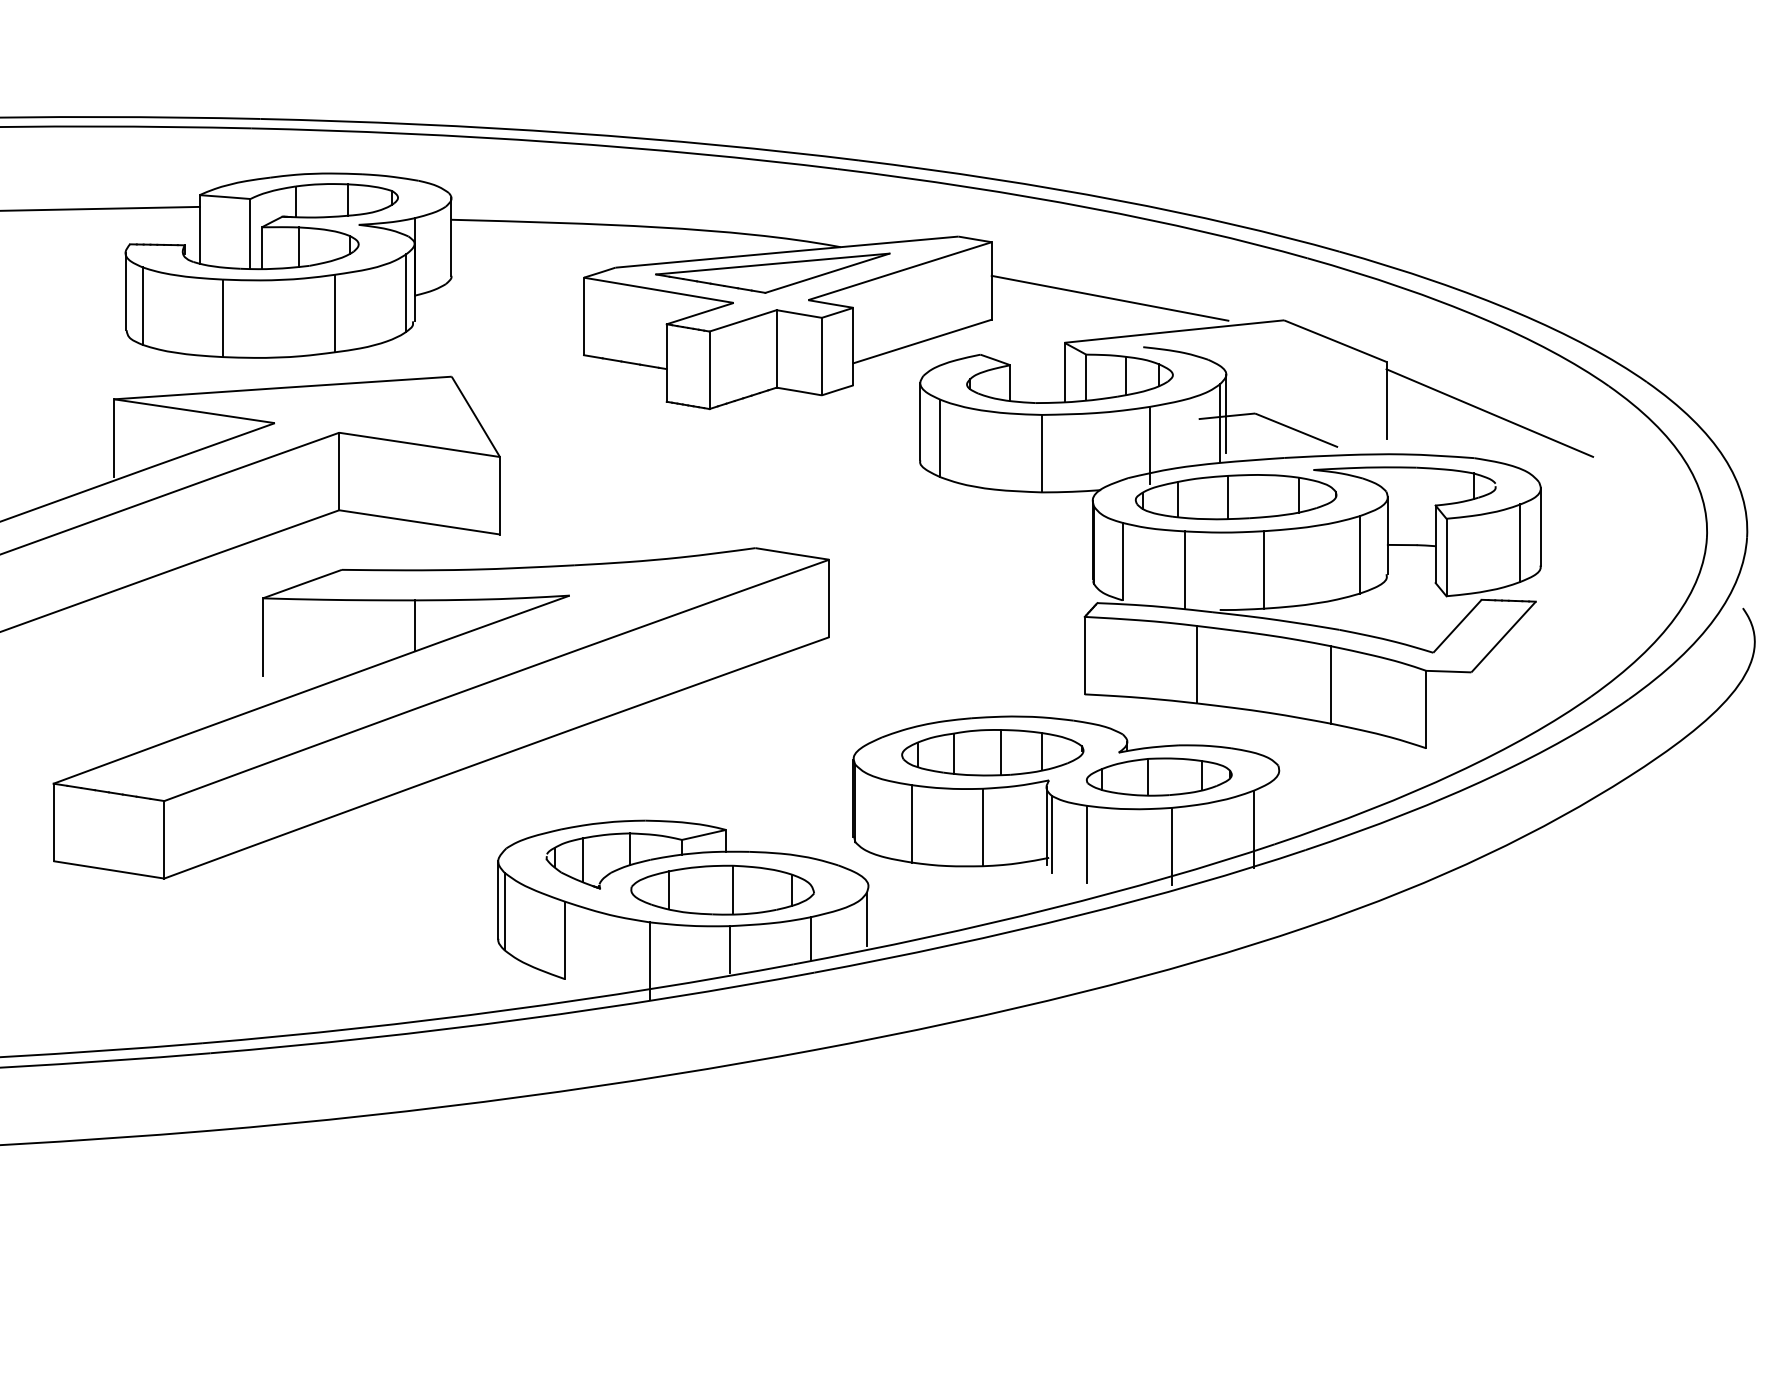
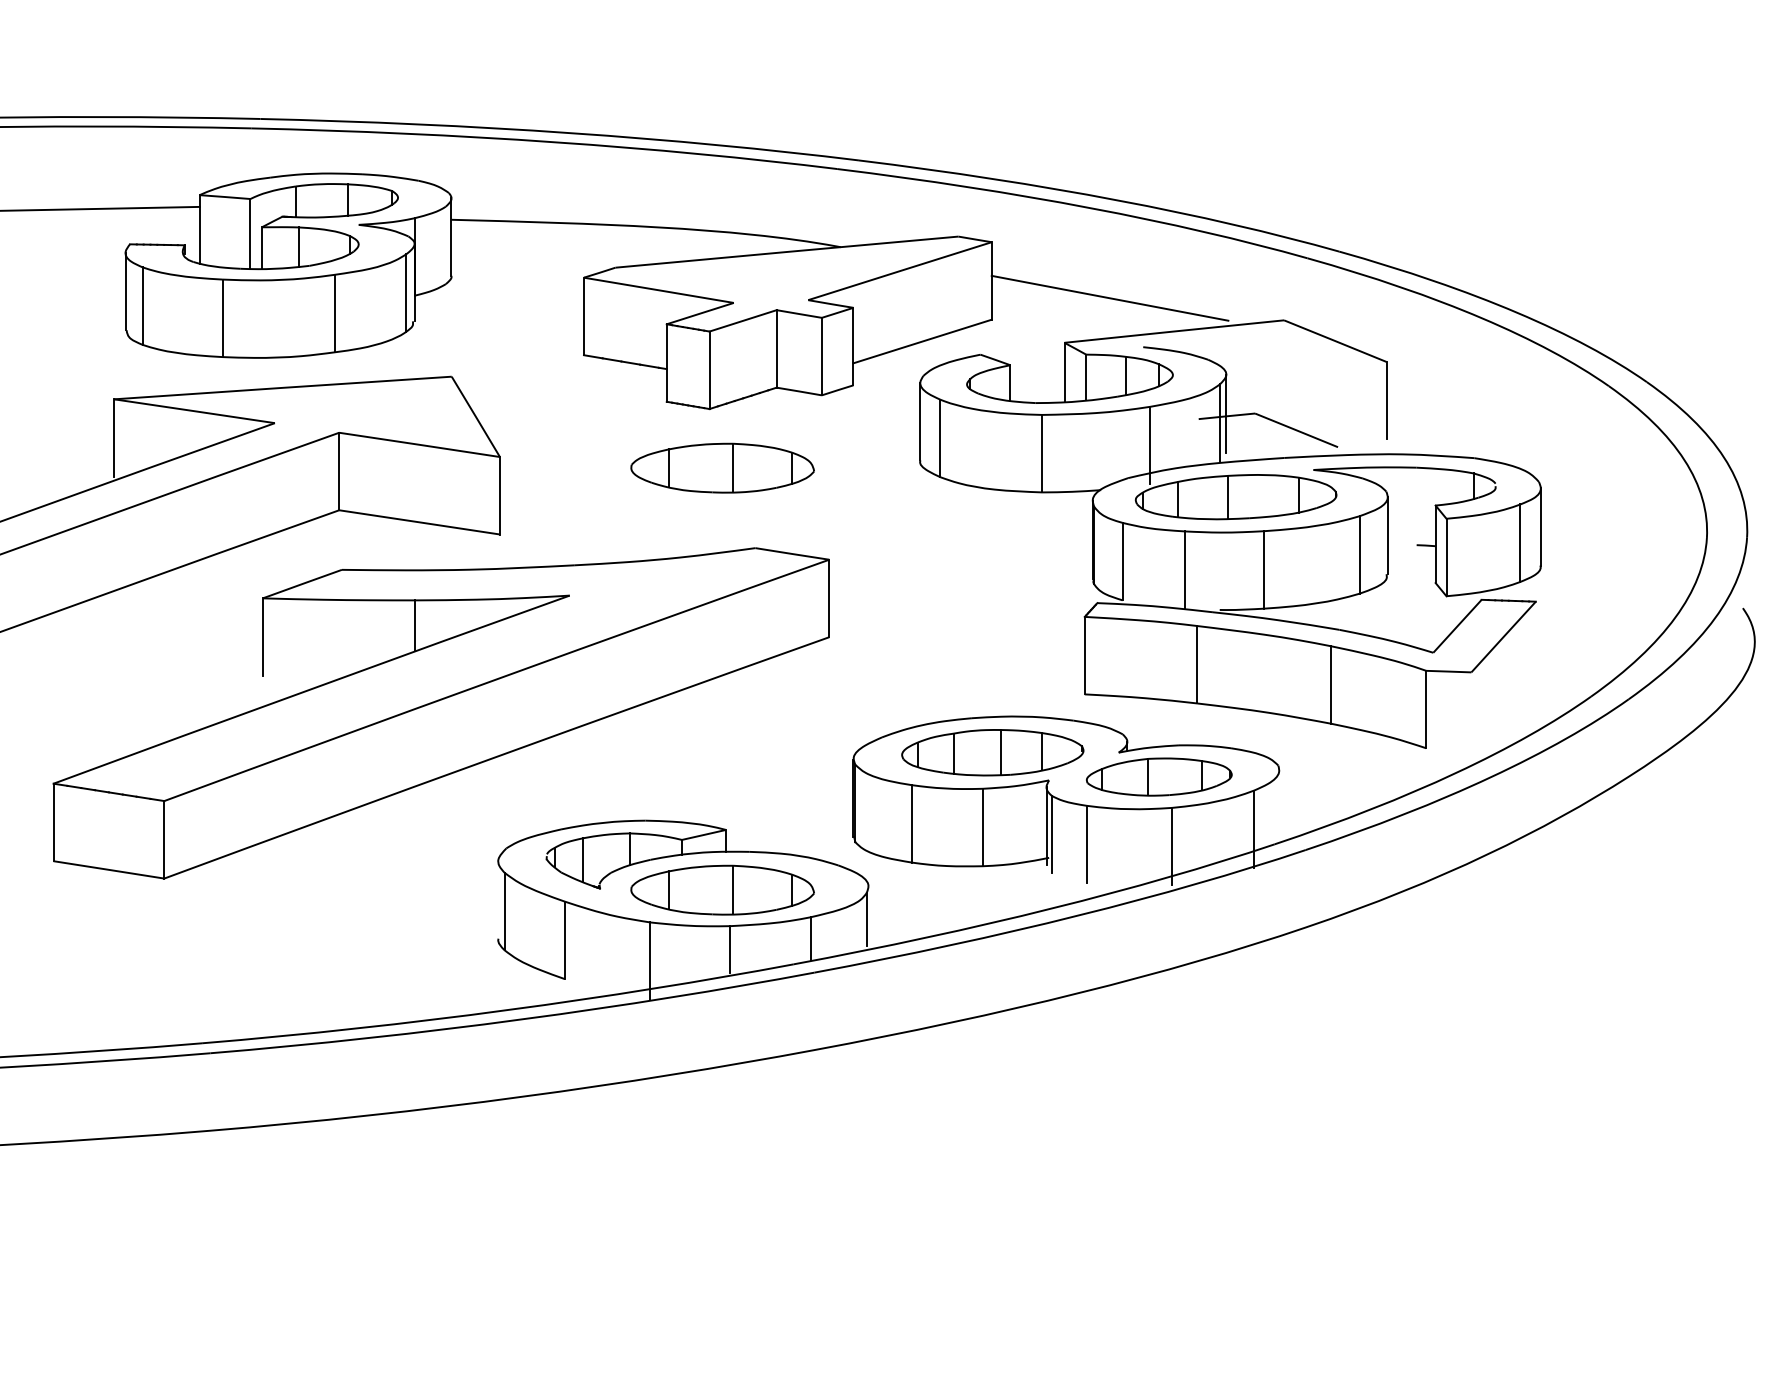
part: present -> none (772, 272)
line: present -> none (1489, 412)
part: none -> present (722, 467)
line: present -> none (1401, 544)
line: present -> none (498, 899)
